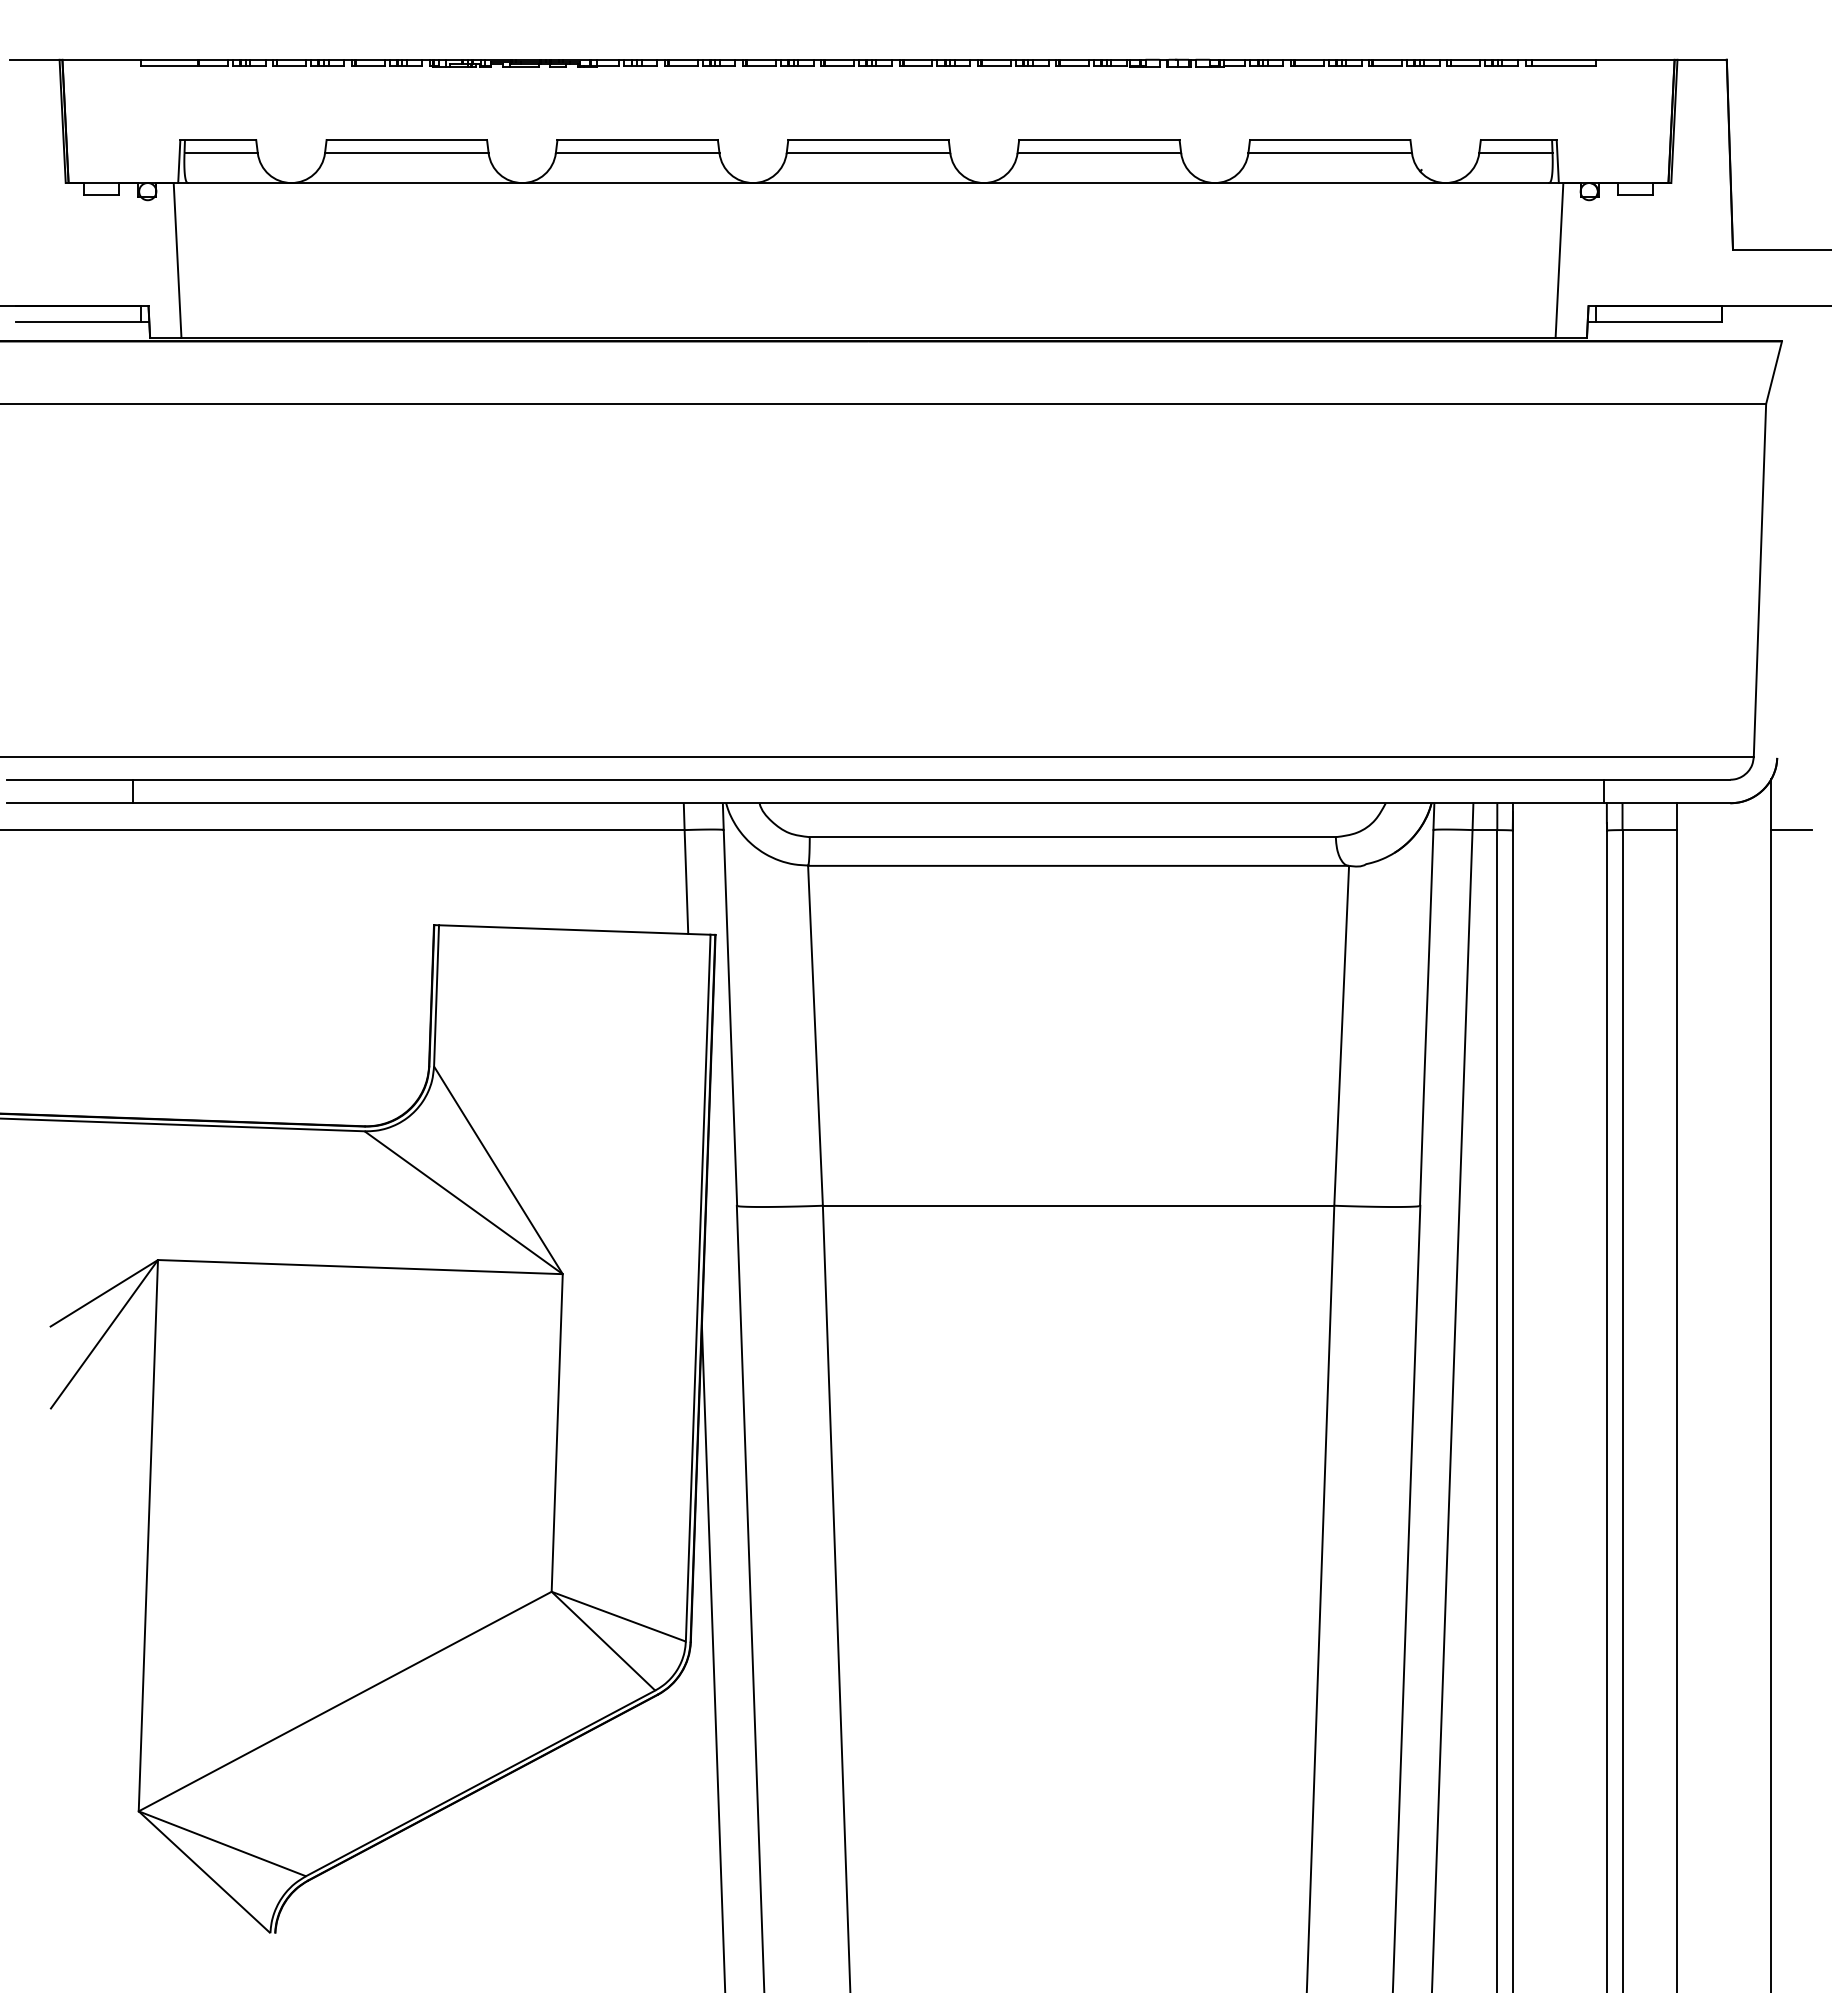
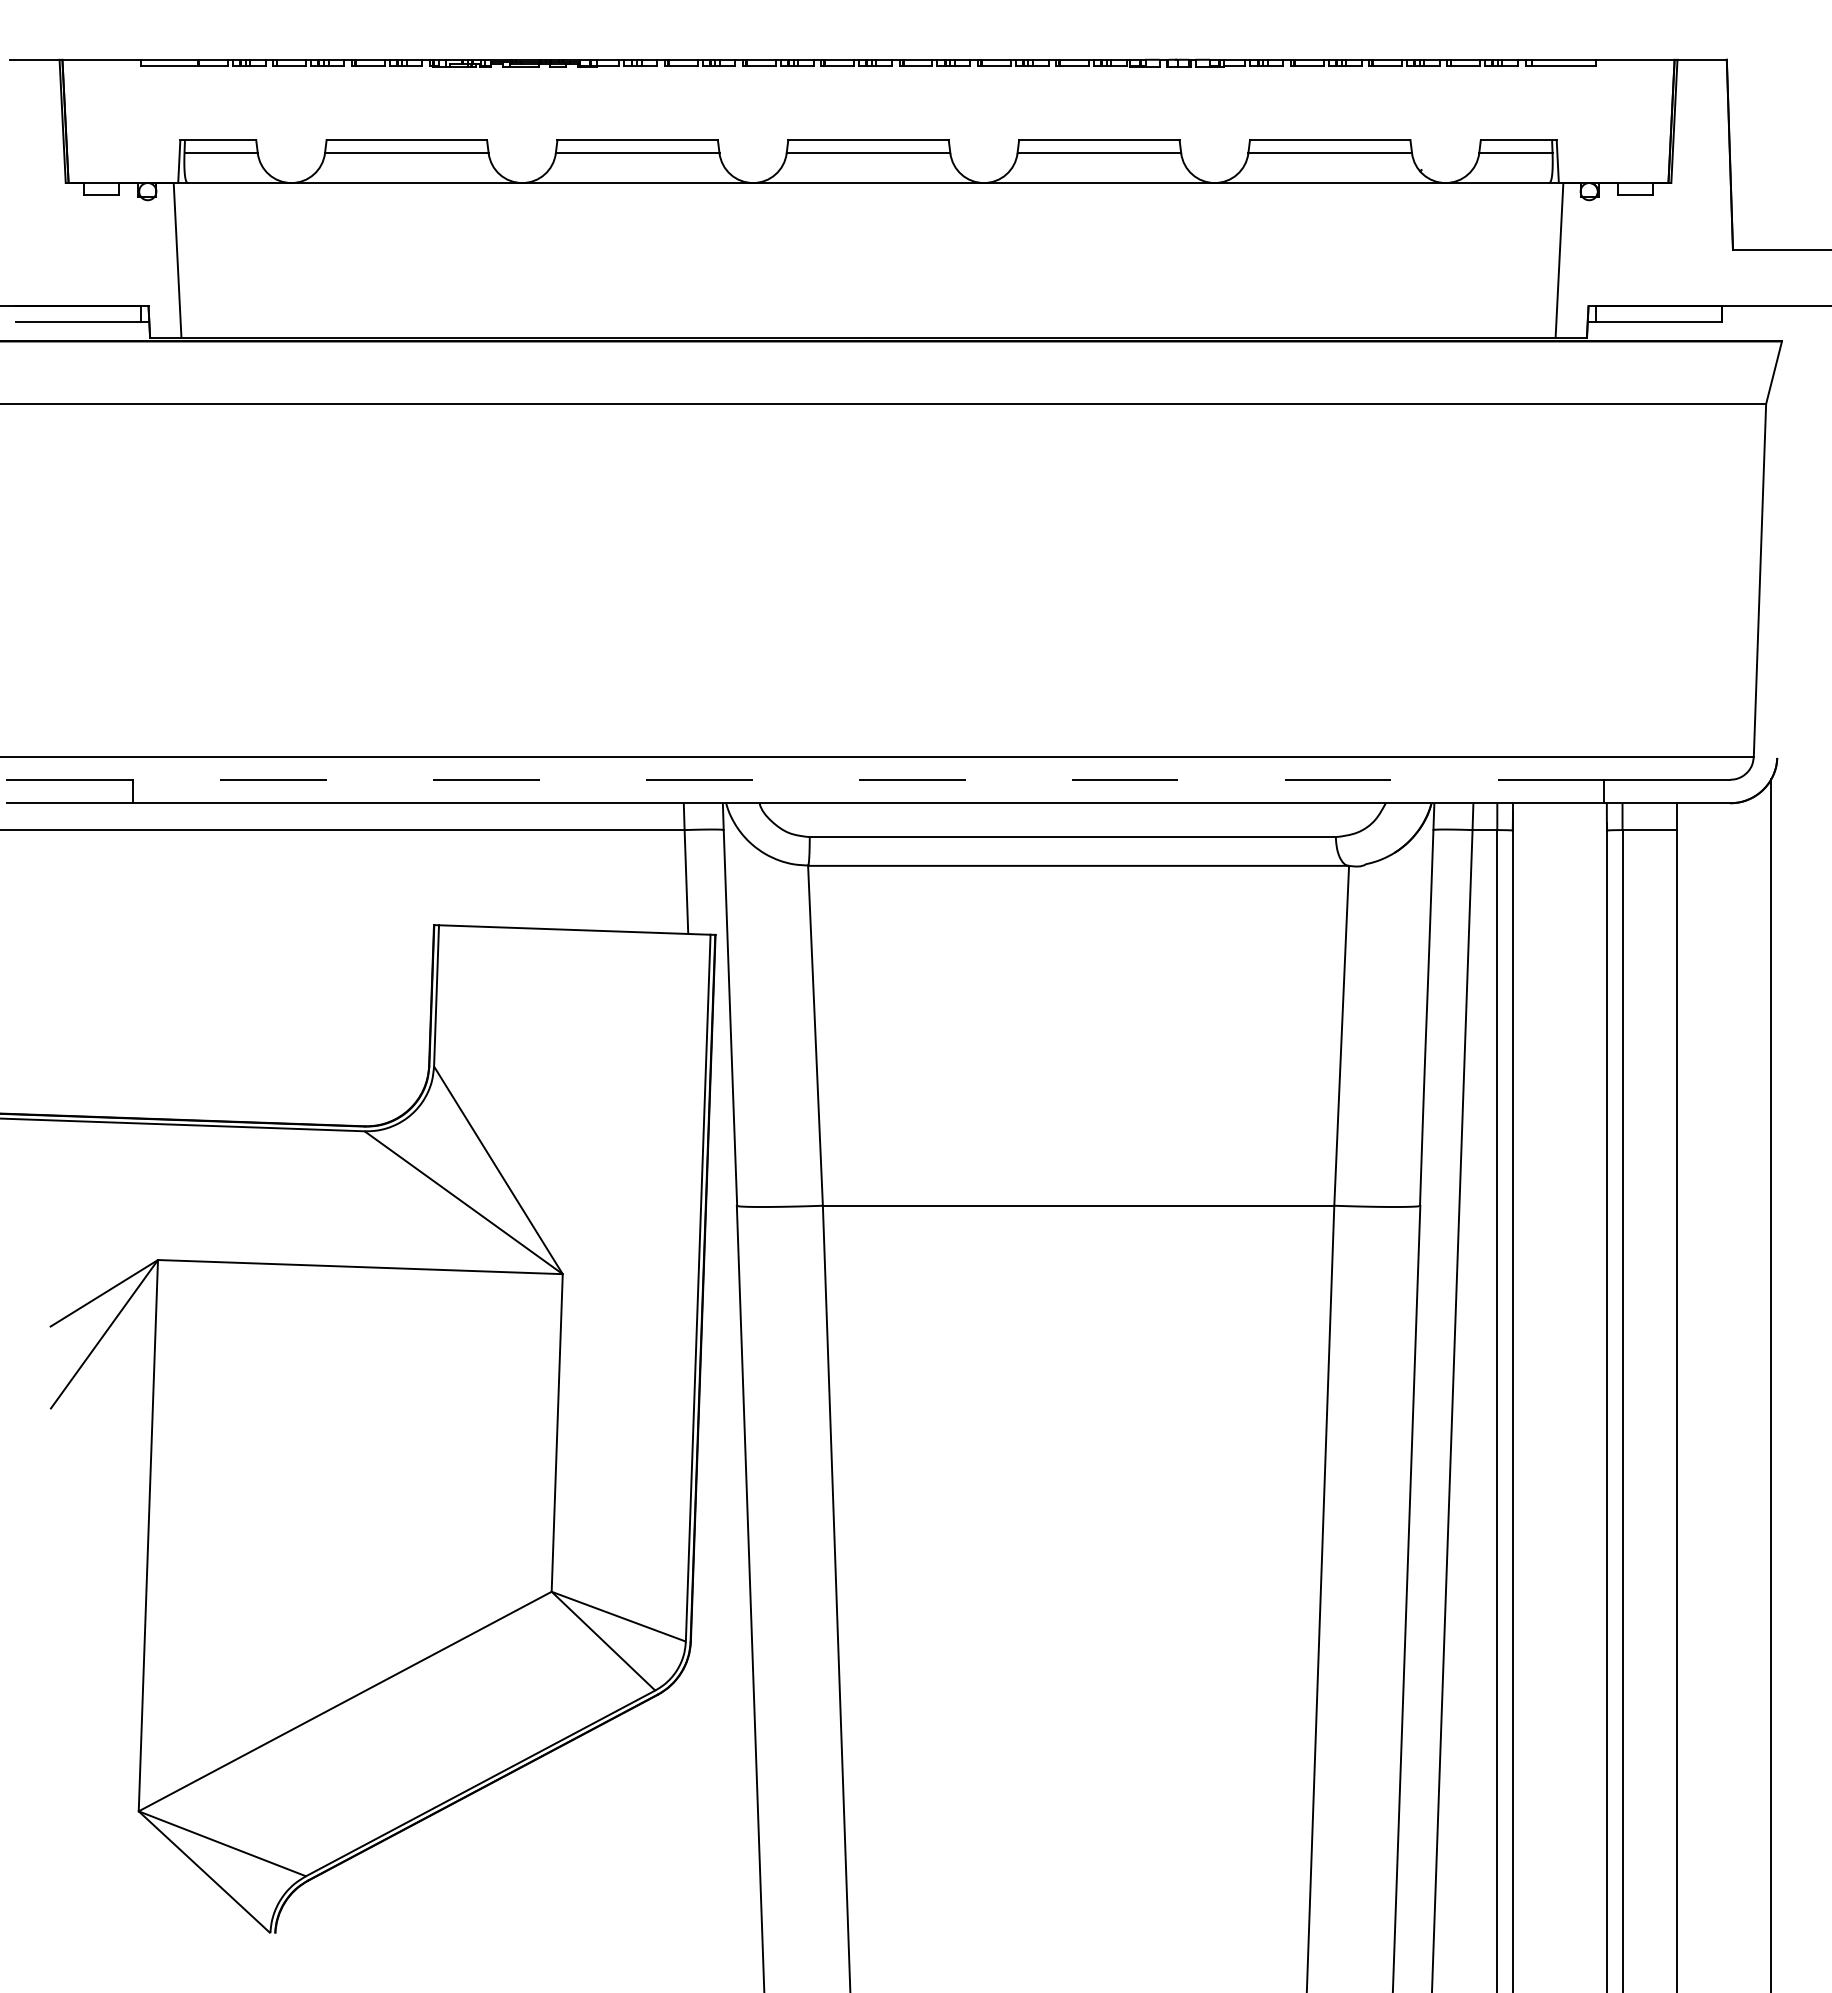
line: solid -> dashed (868, 779)
line: present -> none (1791, 830)
line: present -> none (713, 1657)
